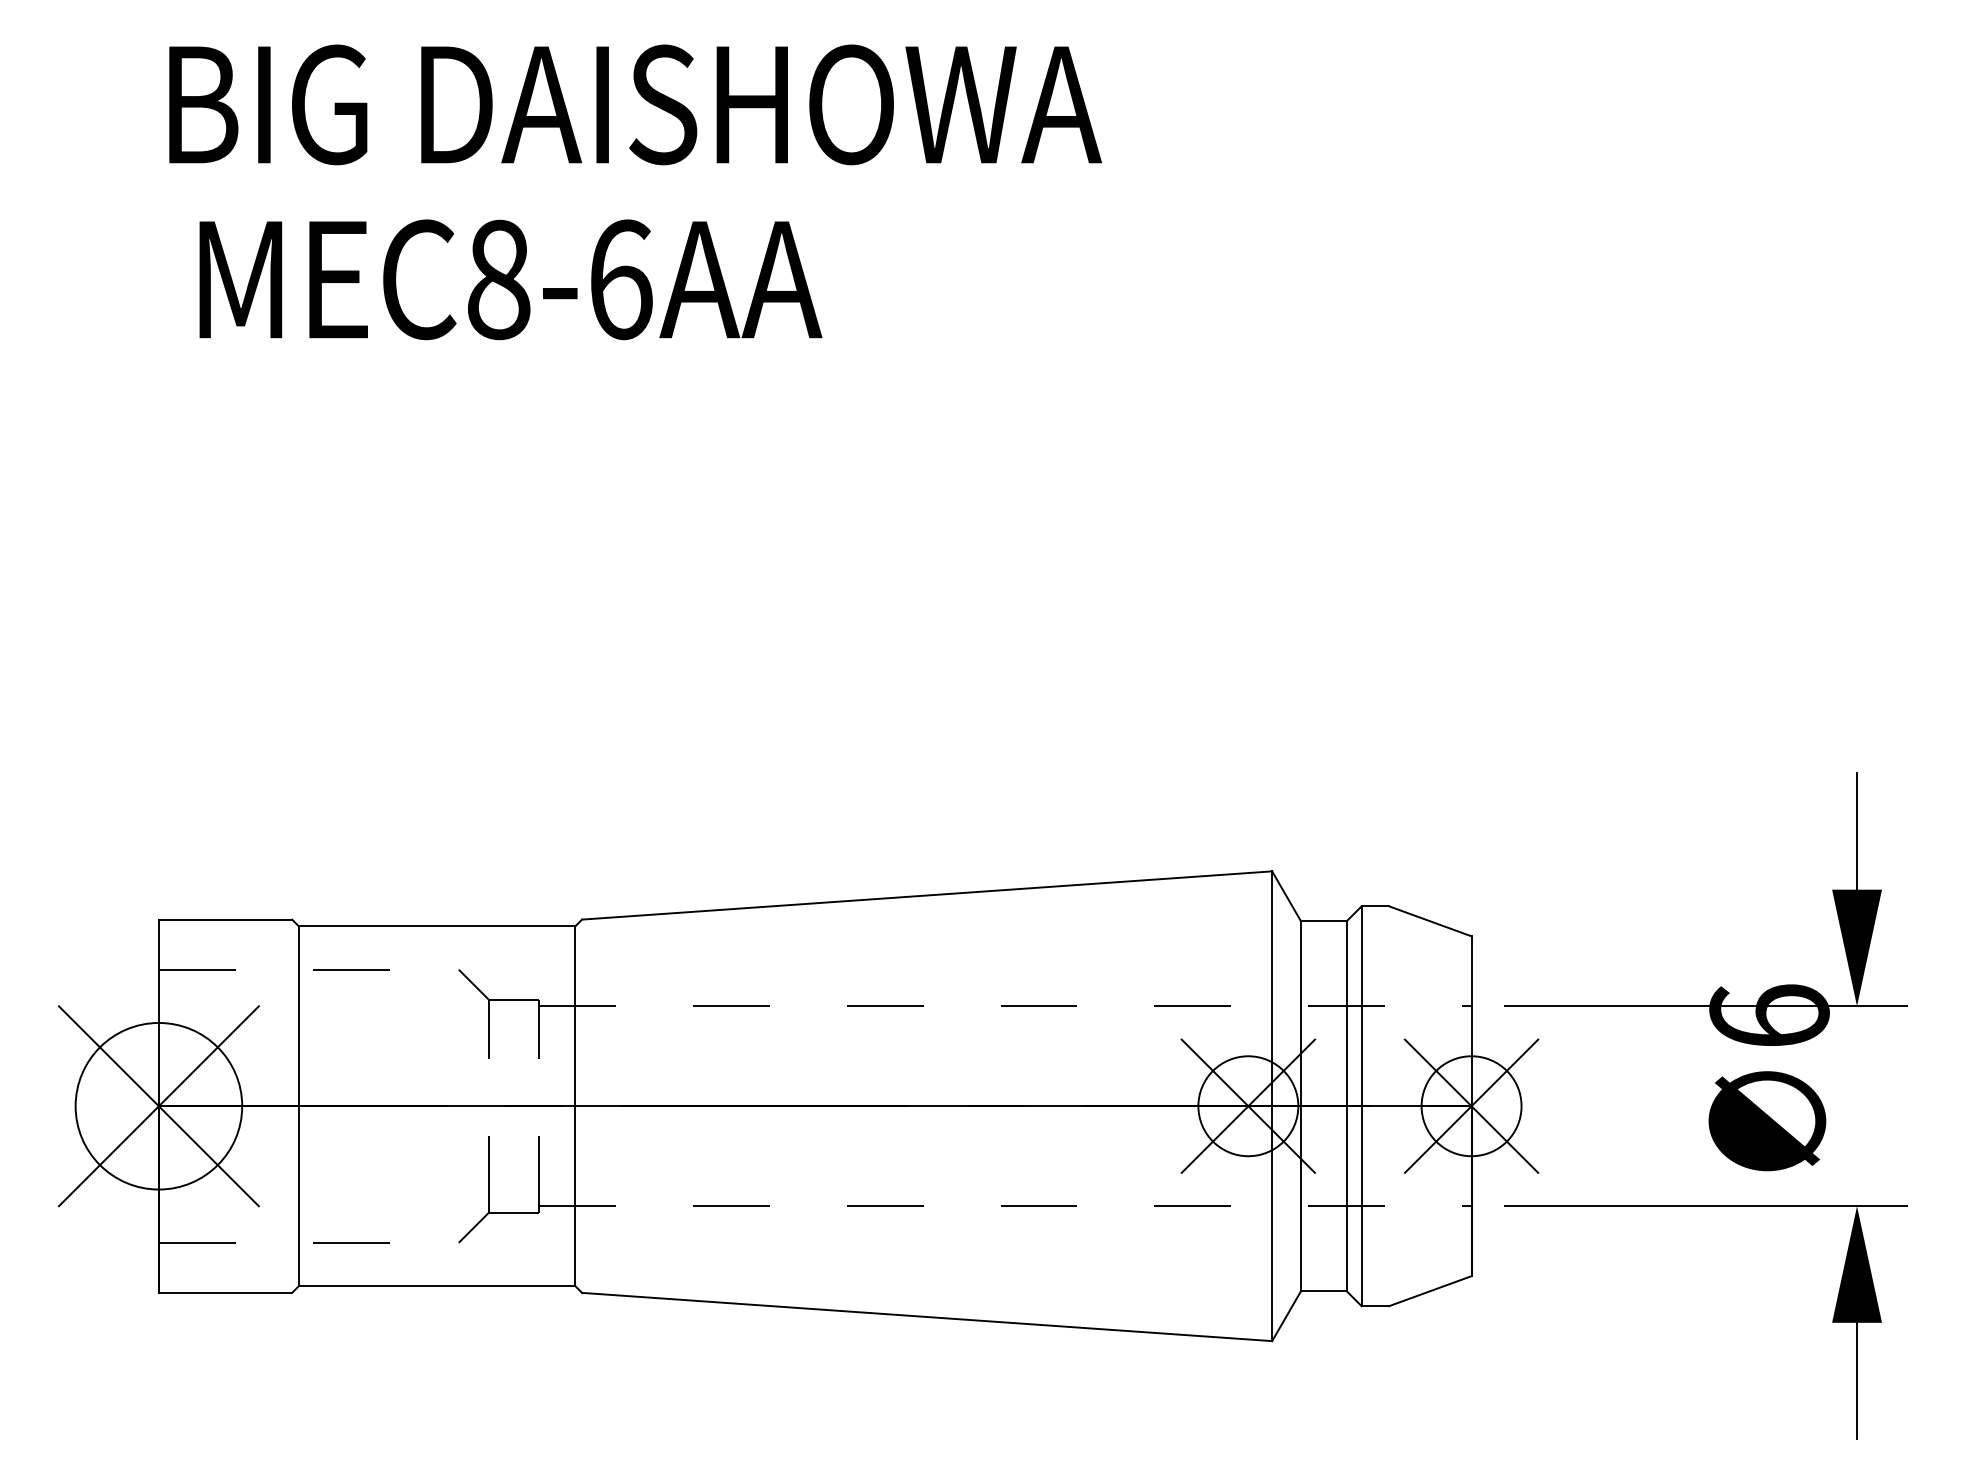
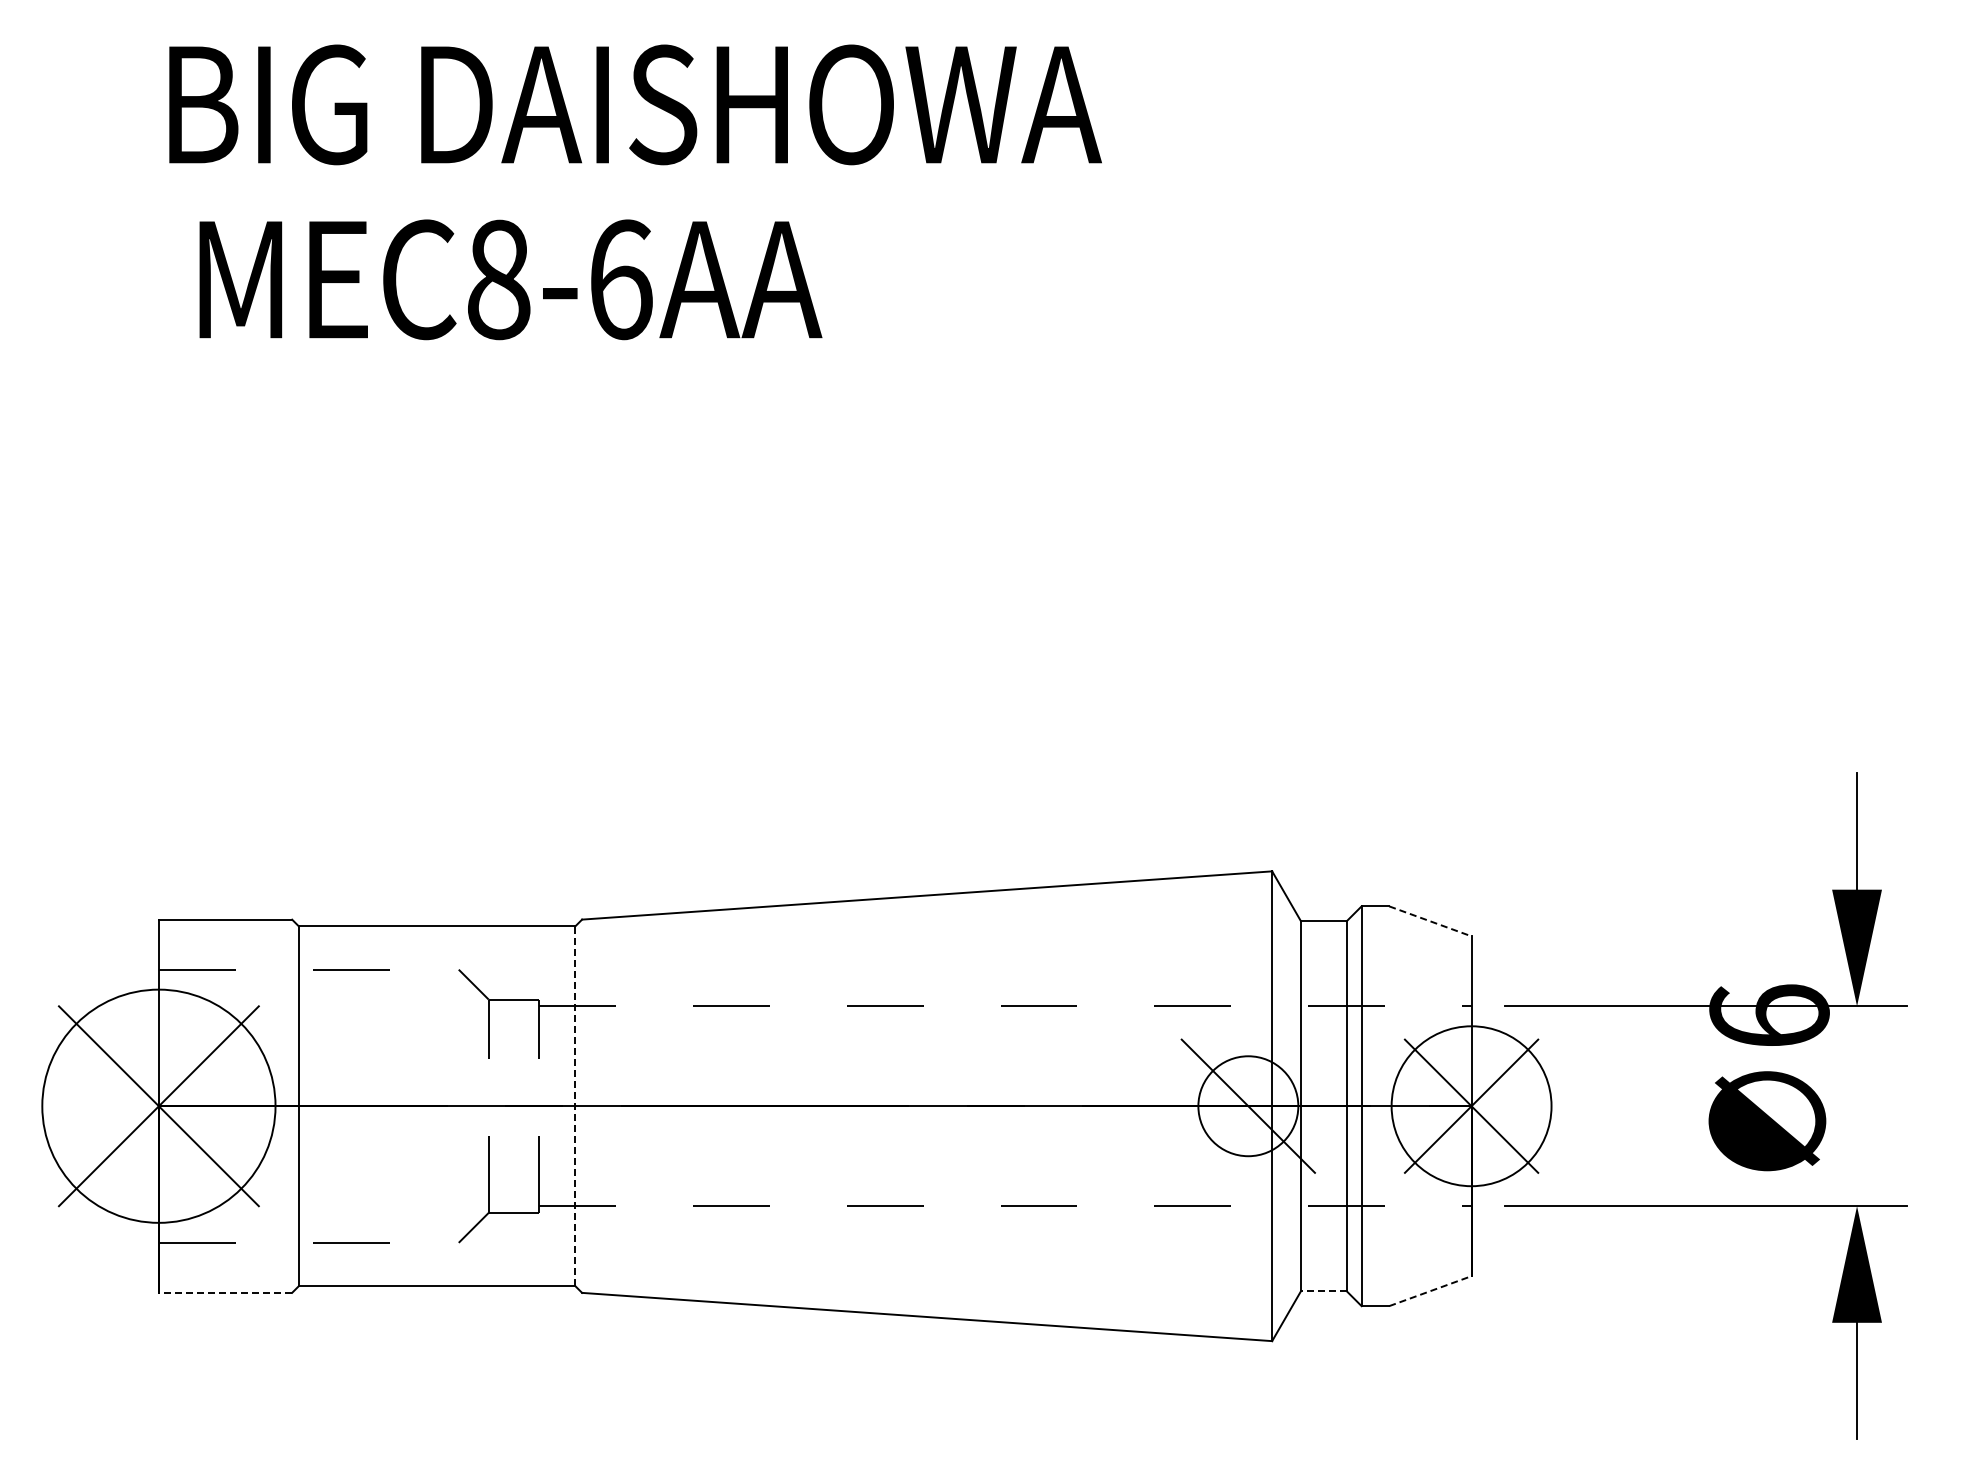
line: solid -> dashed (1430, 921)
circle diameter: 167 px -> 233 px (158, 1105)
line: present -> none (1248, 1105)
line: solid -> dashed (575, 1106)
circle diameter: 100 px -> 160 px (1471, 1106)
line: solid -> dashed (1323, 1291)
line: solid -> dashed (1430, 1291)
line: solid -> dashed (225, 1292)
